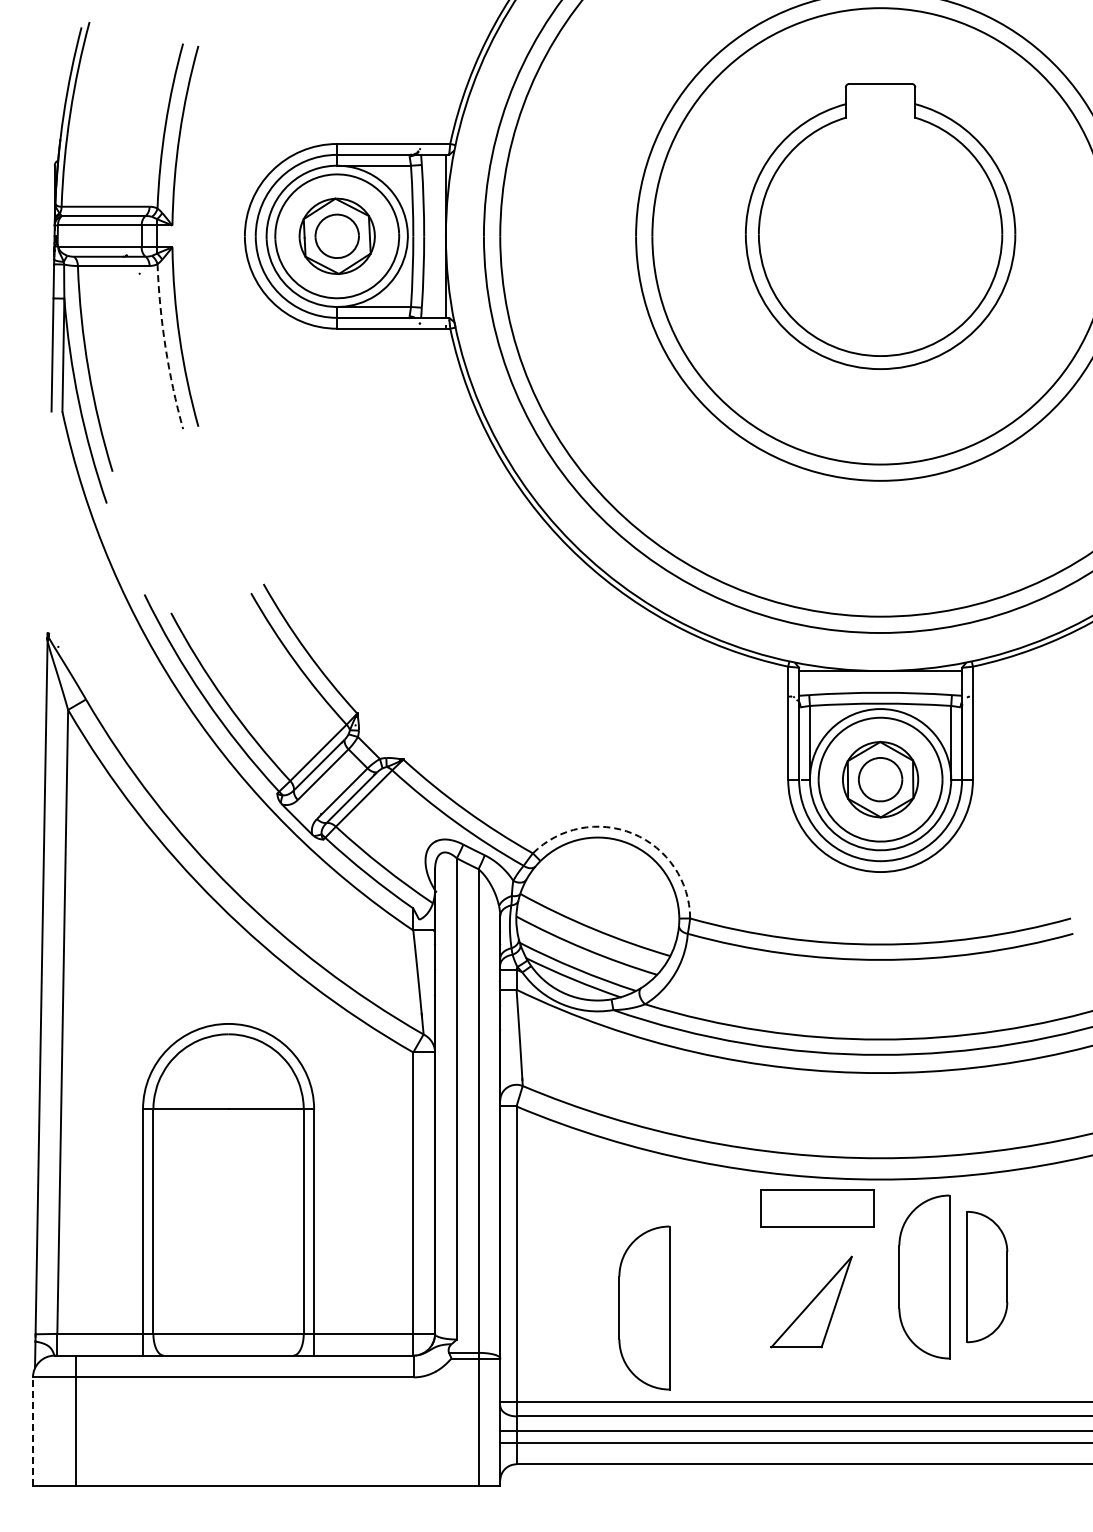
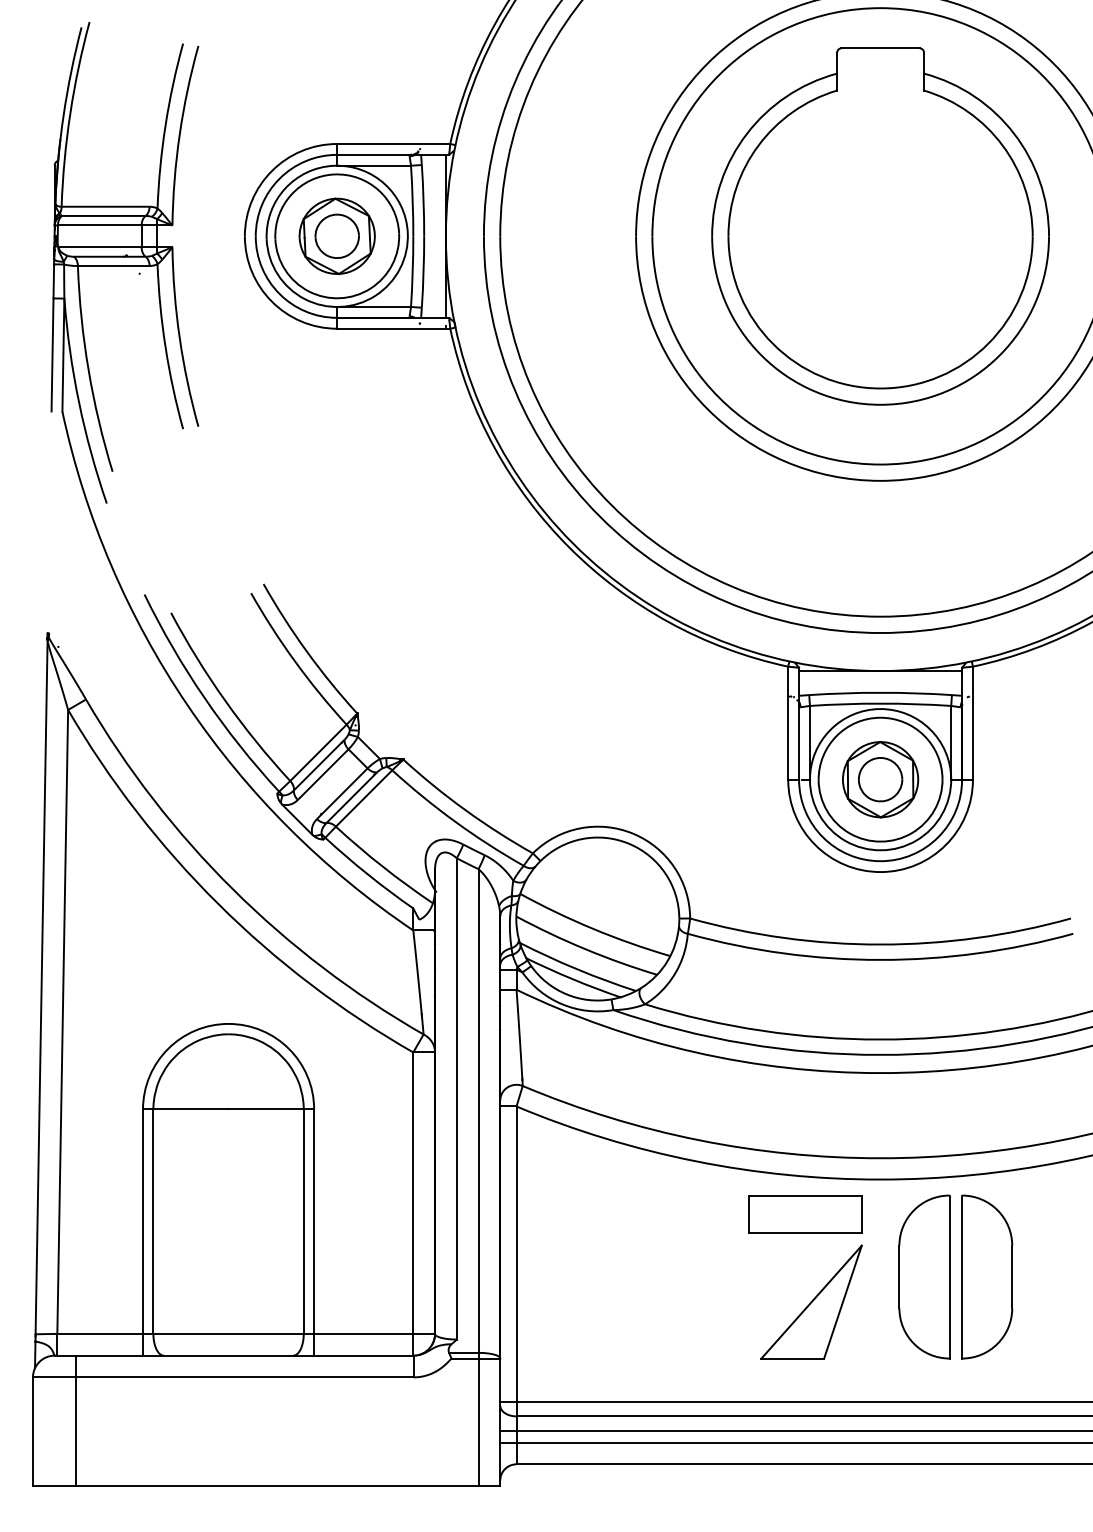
part size: 273x287 px -> 339x359 px (880, 226)
arc: dashed -> solid (165, 347)
arc: dashed -> solid (633, 833)
part position: (817, 1208) -> (805, 1214) (805, 1214)
part size: 43x133 px -> 53x166 px (987, 1276)
part size: 83x94 px -> 103x116 px (811, 1301)
part: present -> none (644, 1307)
line: dashed -> solid (32, 1431)
